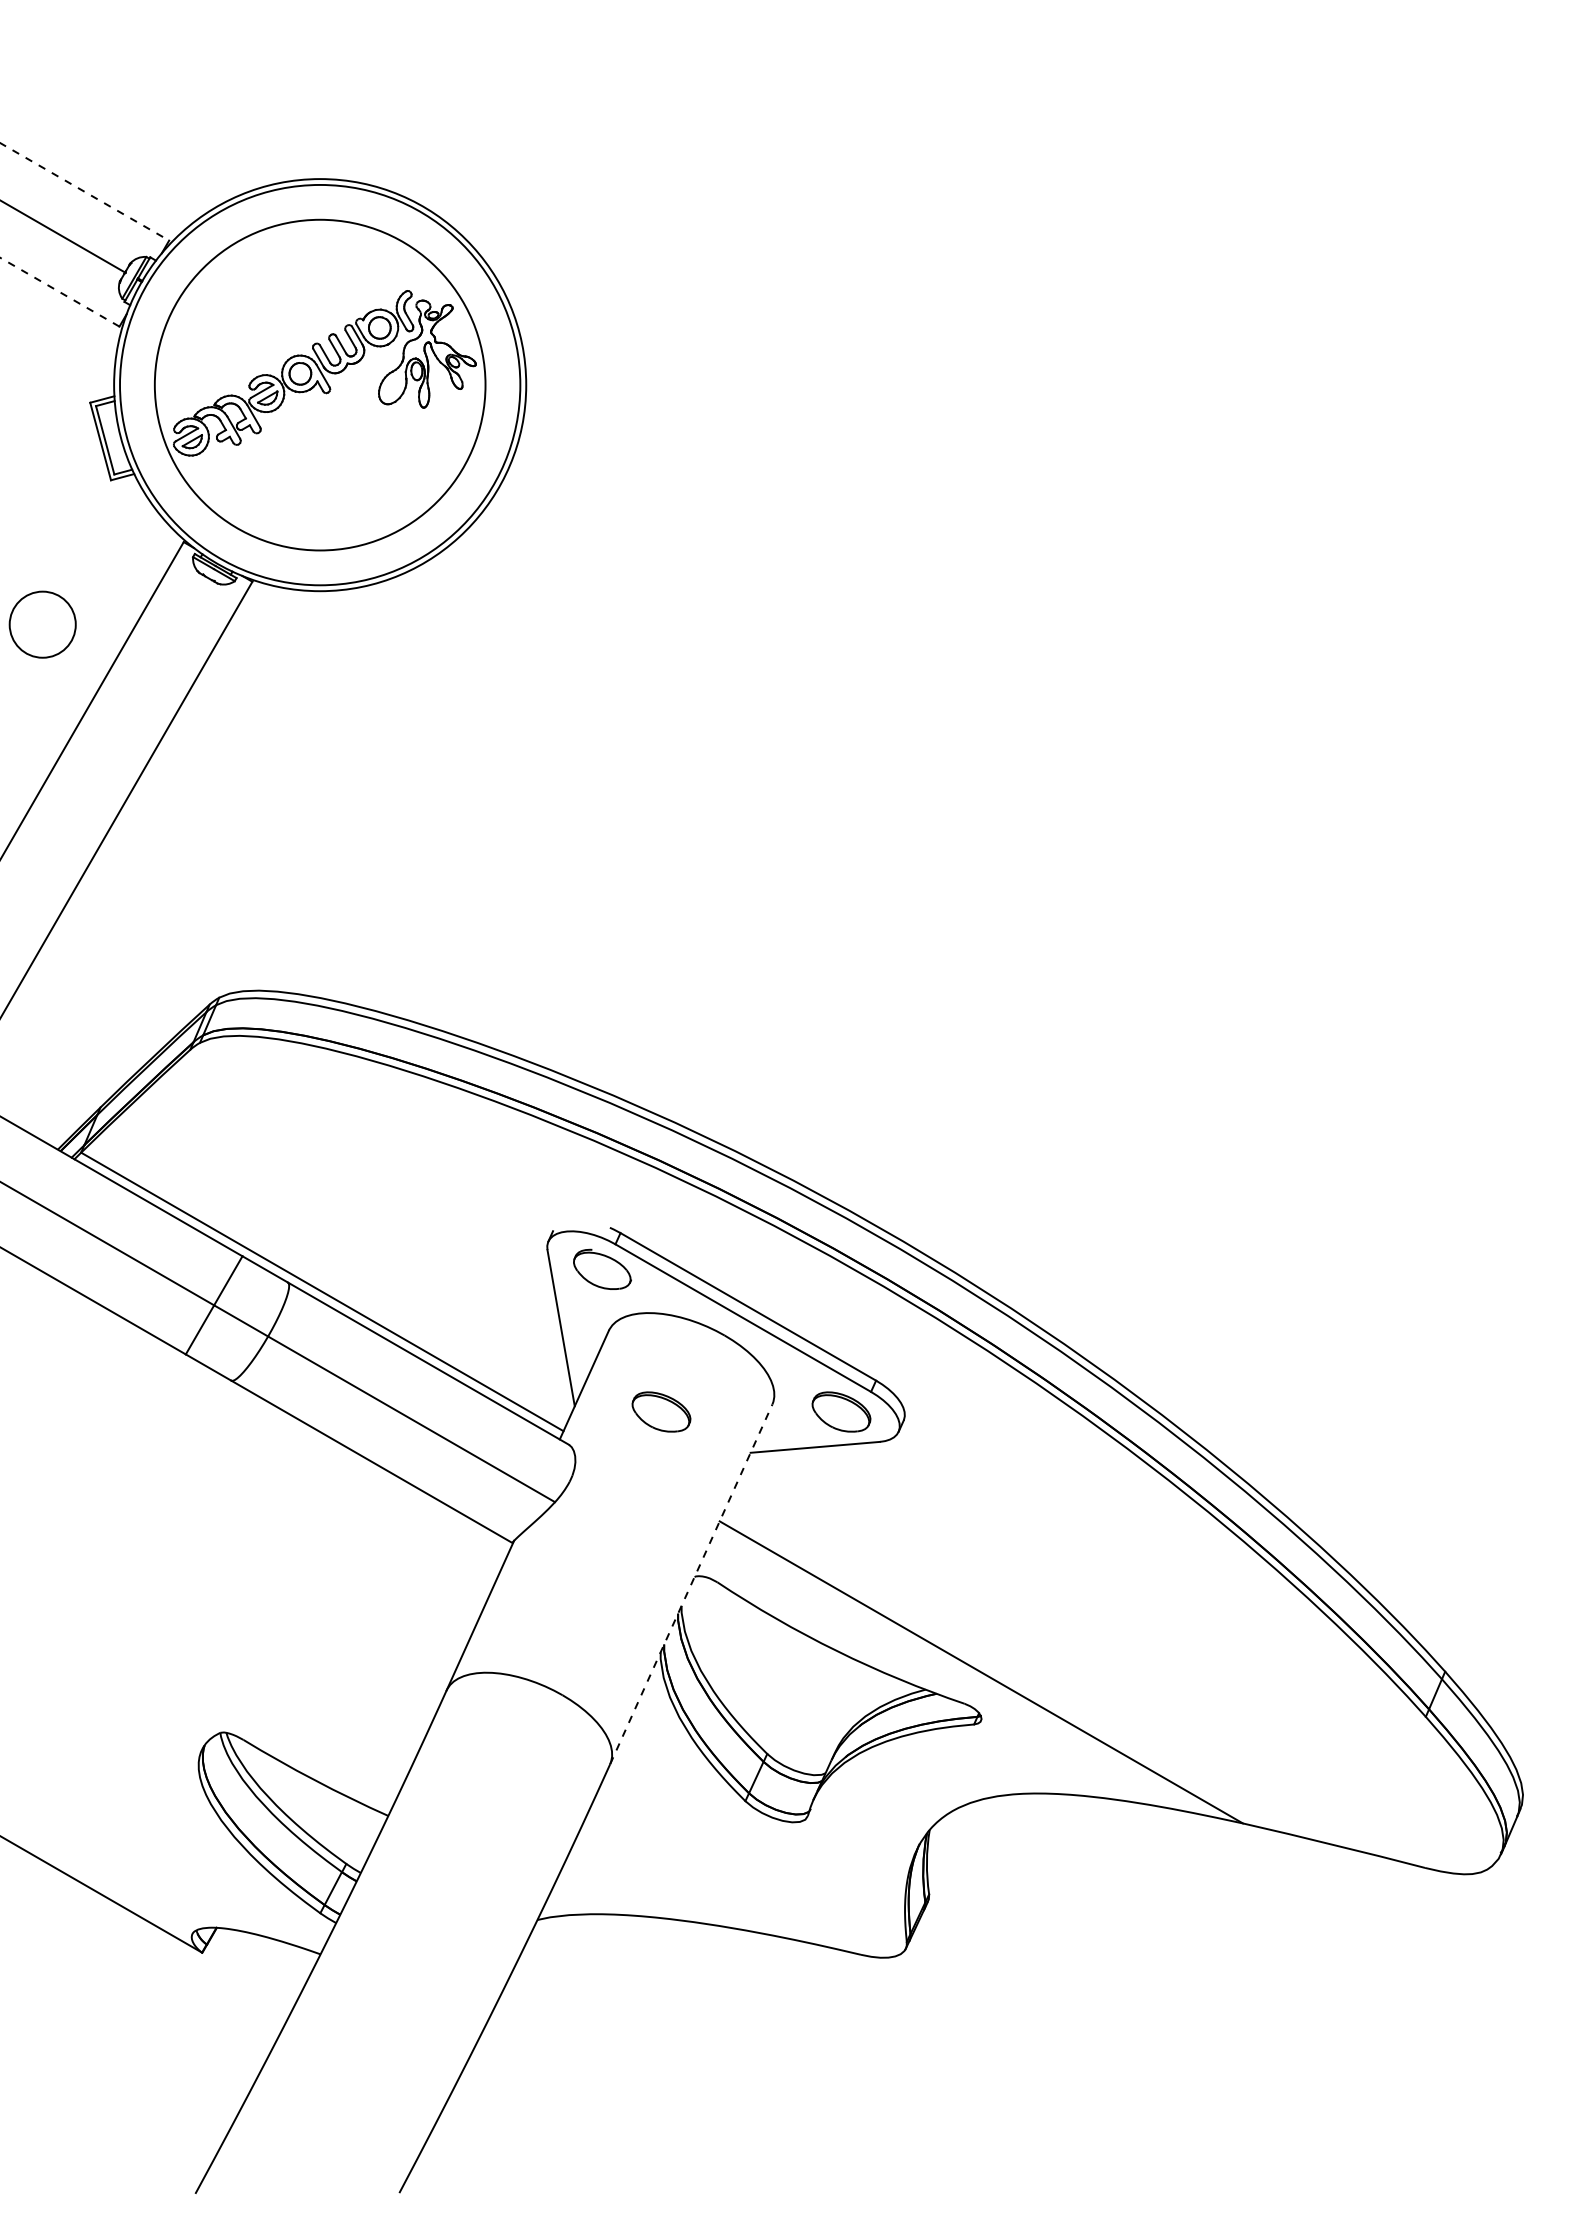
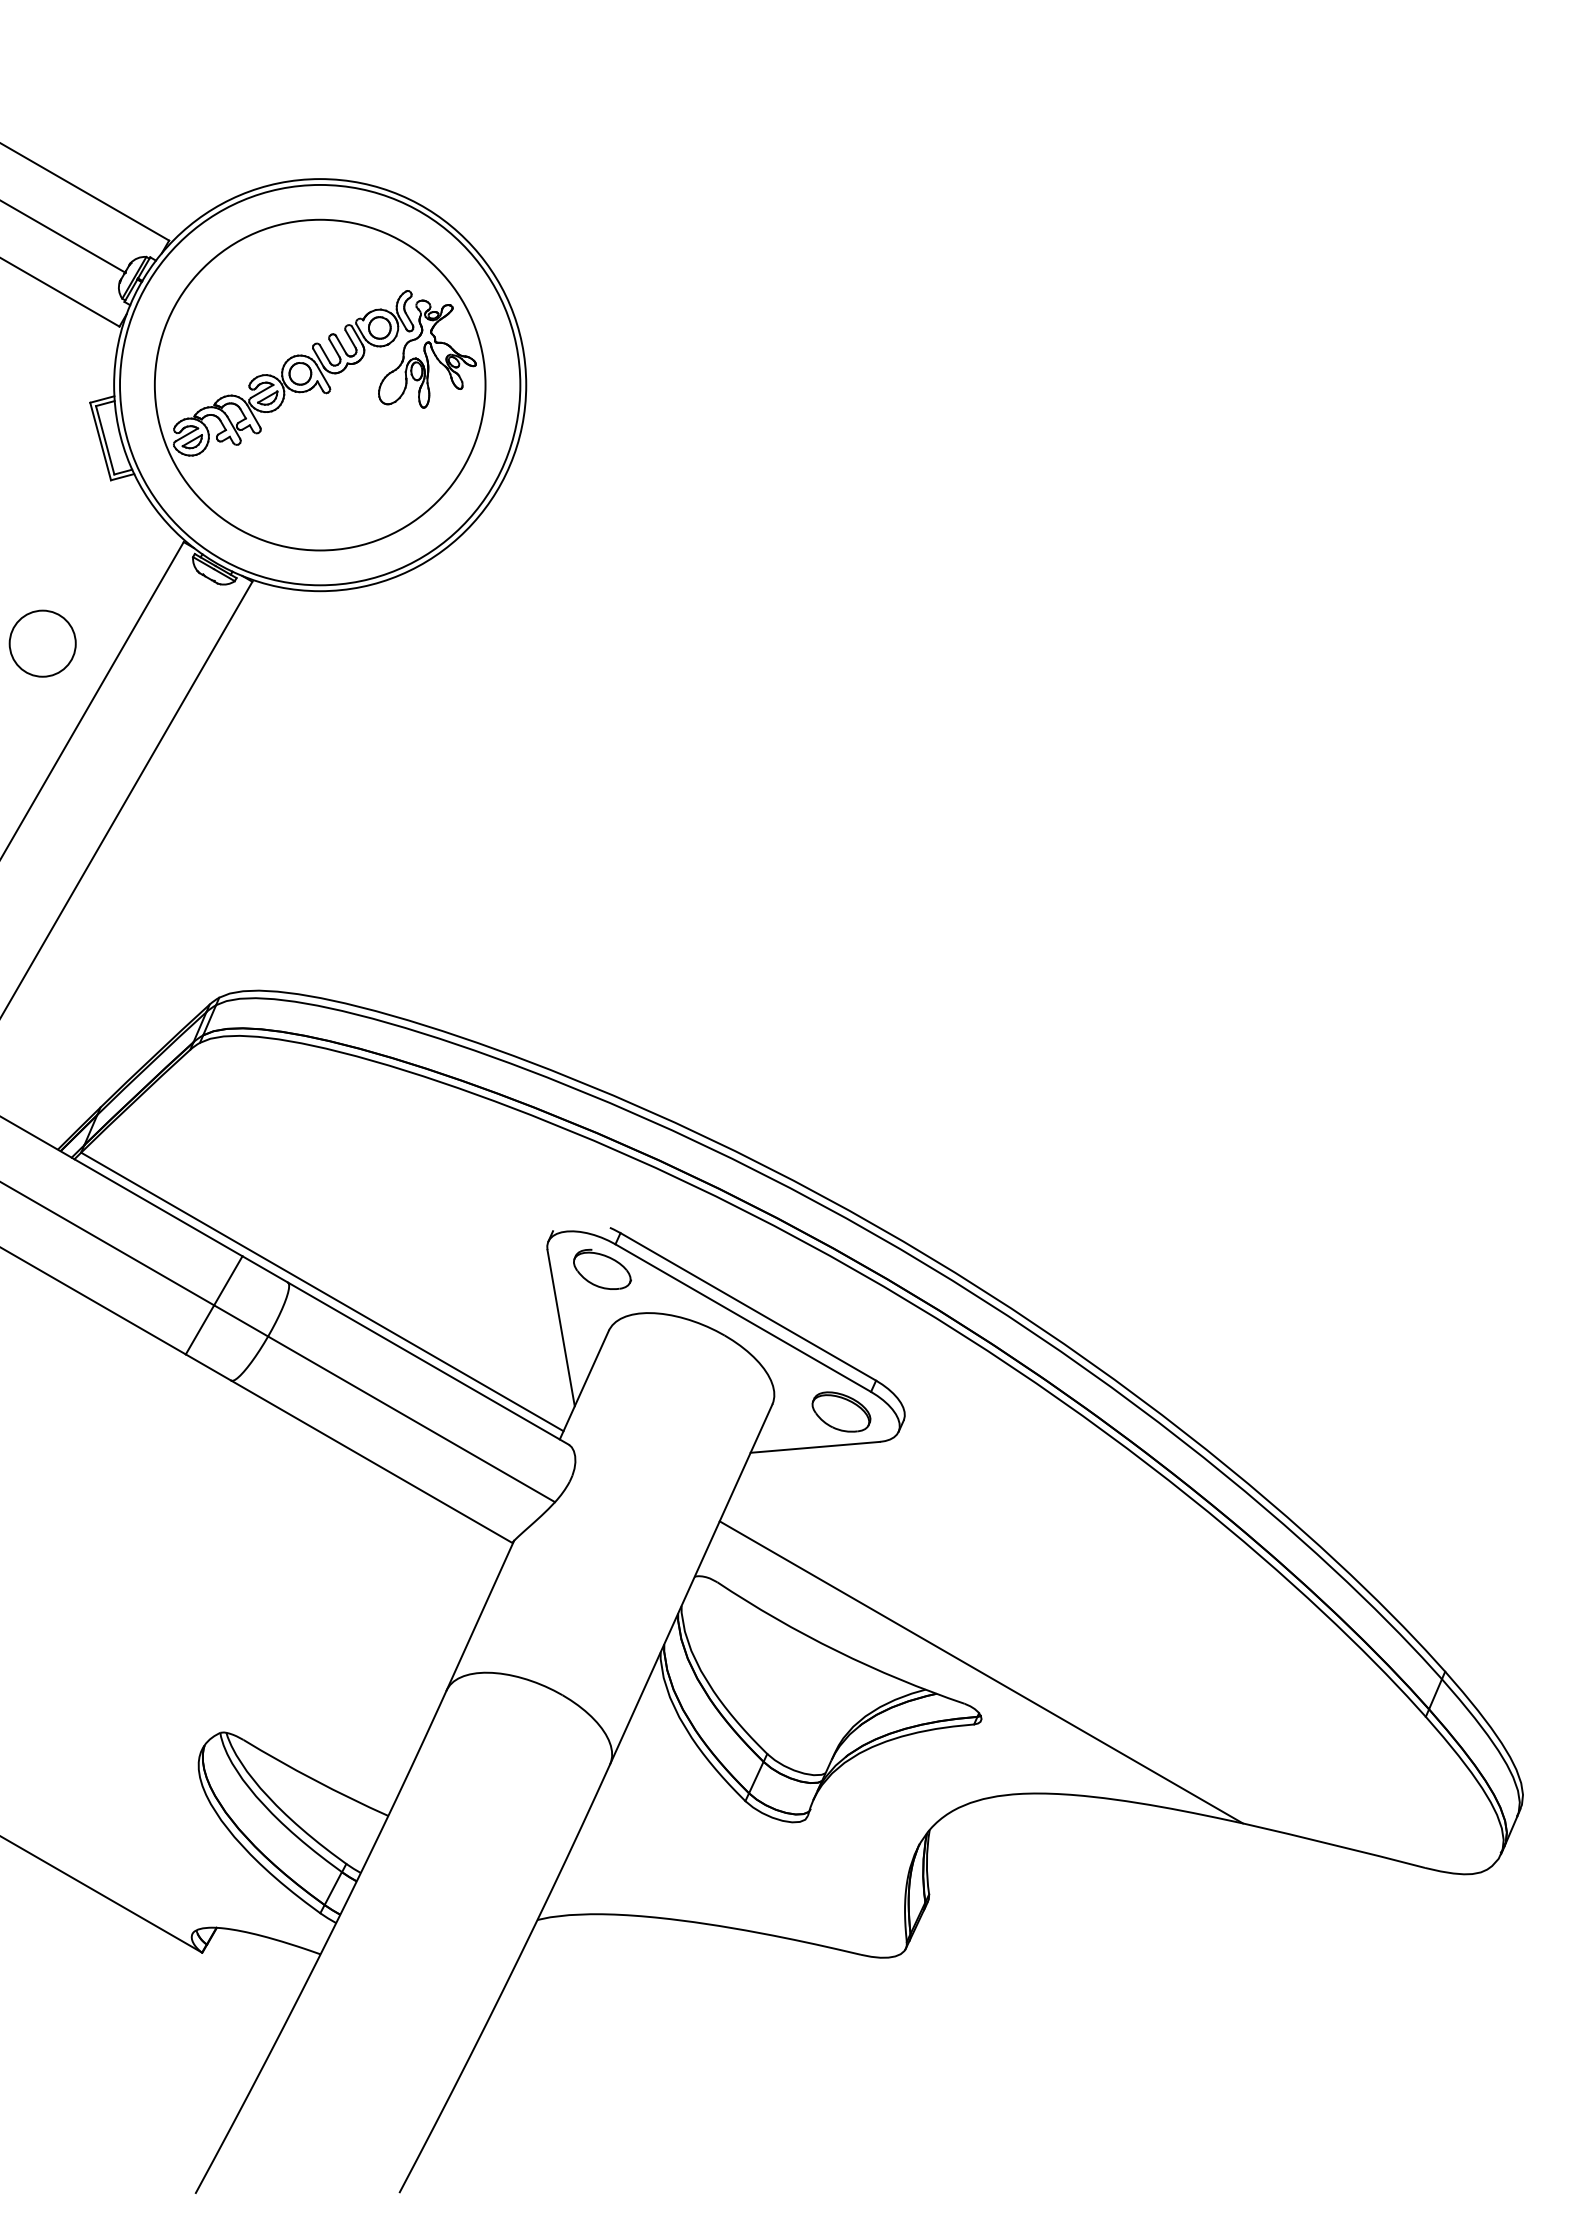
line: dashed -> solid (85, 192)
line: dashed -> solid (59, 292)
circle position: (42, 624) -> (42, 643) (42, 643)
part: present -> none (661, 1411)
line: dashed -> solid (691, 1583)
